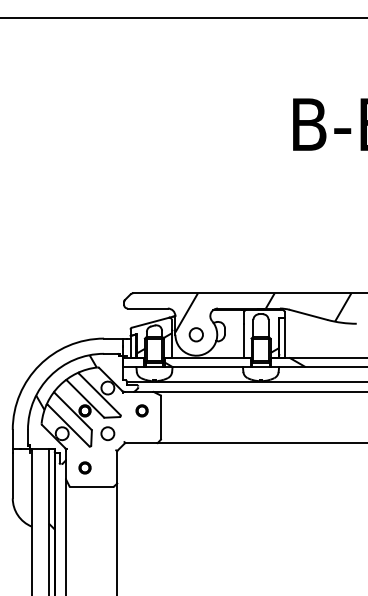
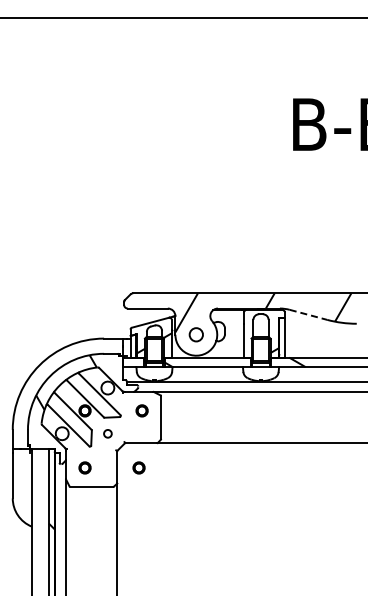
line: solid -> dashed (308, 315)
circle size: 16x16 px -> 10x10 px (107, 433)
circle: none -> present (138, 467)
